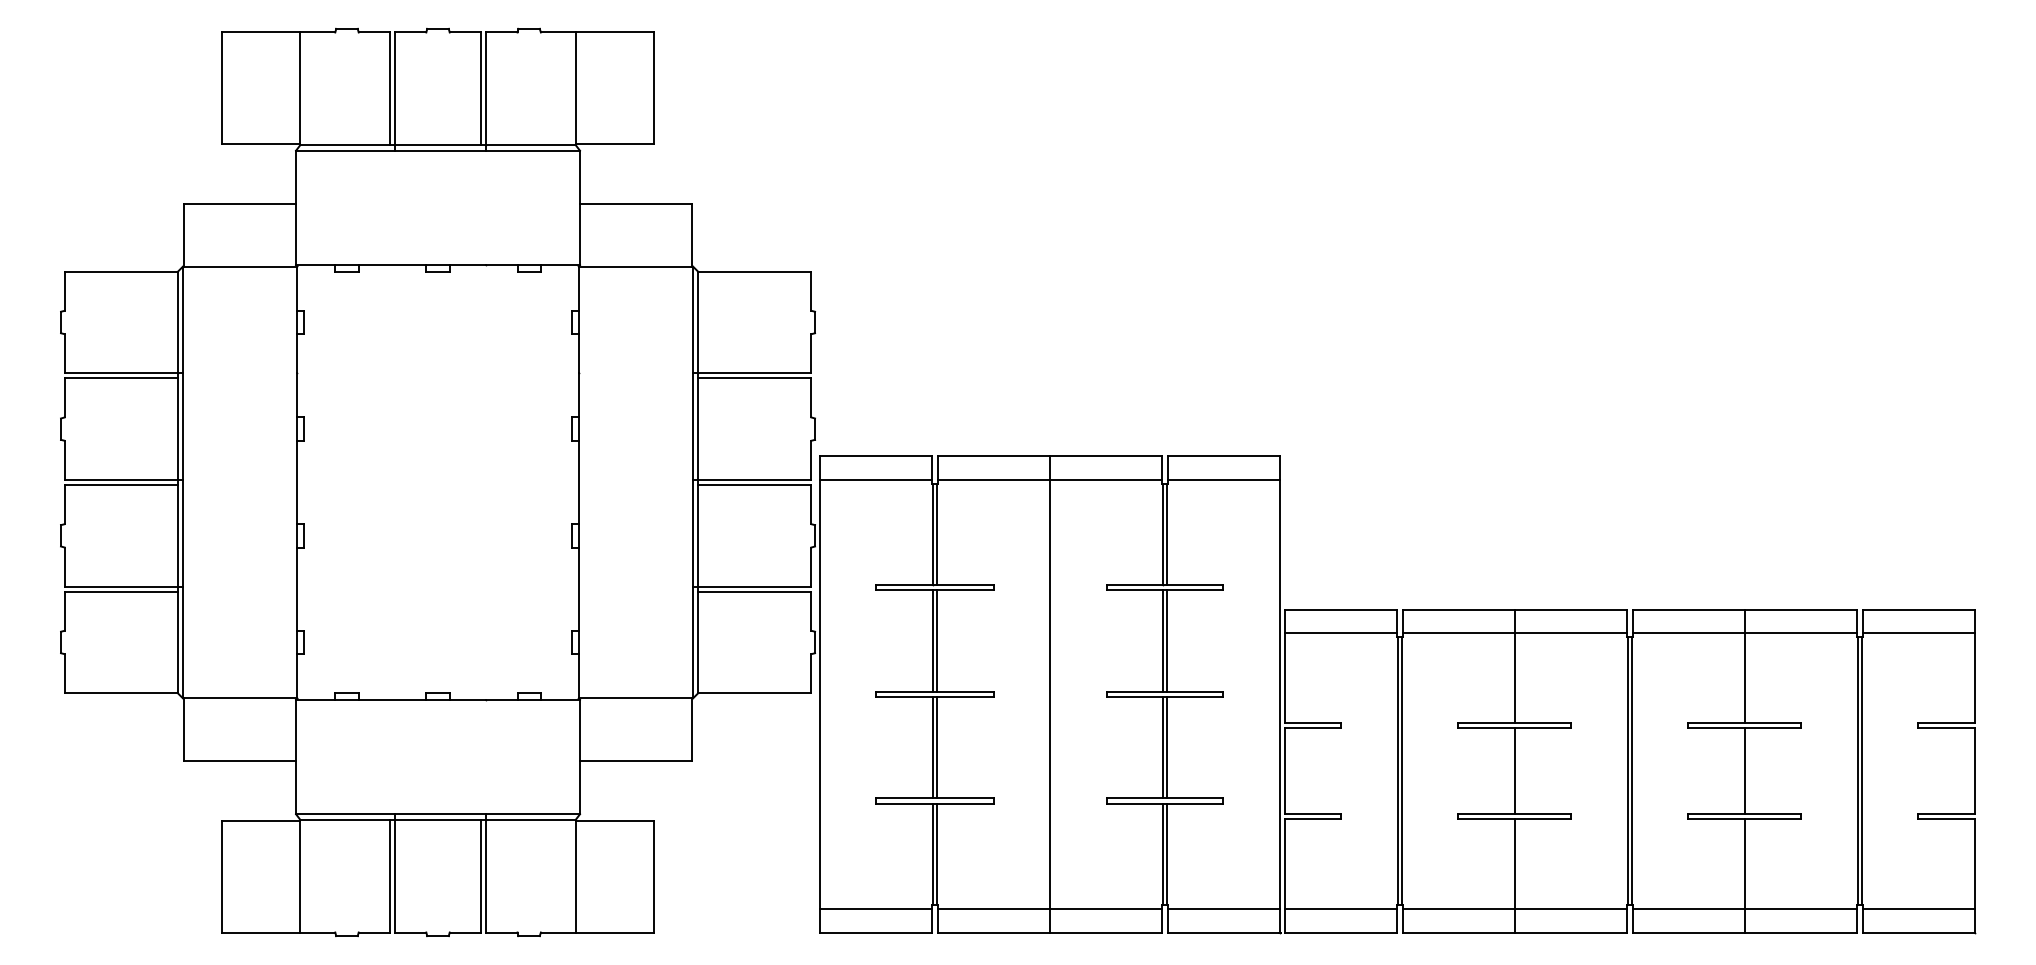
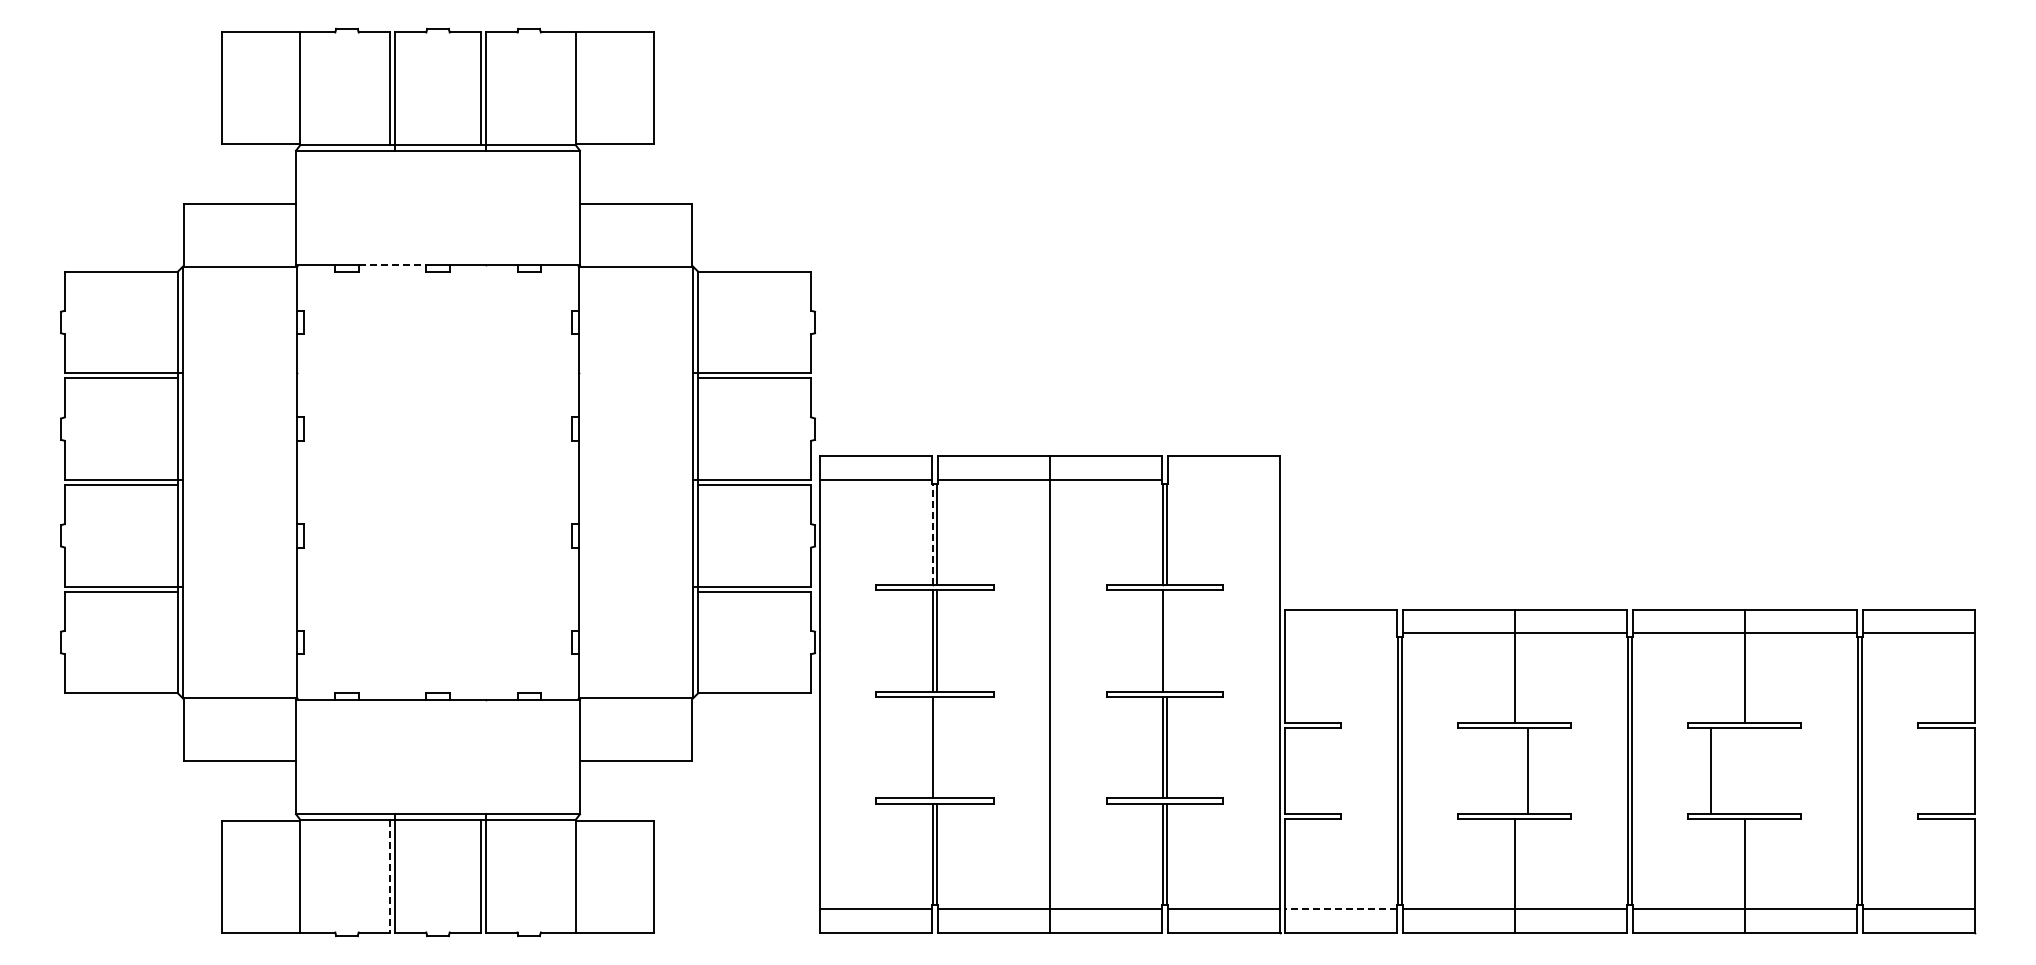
line: solid -> dashed (392, 265)
line: present -> none (1223, 479)
line: solid -> dashed (932, 534)
line: present -> none (1340, 633)
line: present -> none (1166, 640)
line: present -> none (936, 747)
line position: (1514, 771) -> (1527, 771) (1527, 771)
line position: (1744, 771) -> (1710, 771) (1710, 771)
line: solid -> dashed (389, 876)
line: solid -> dashed (1340, 909)
